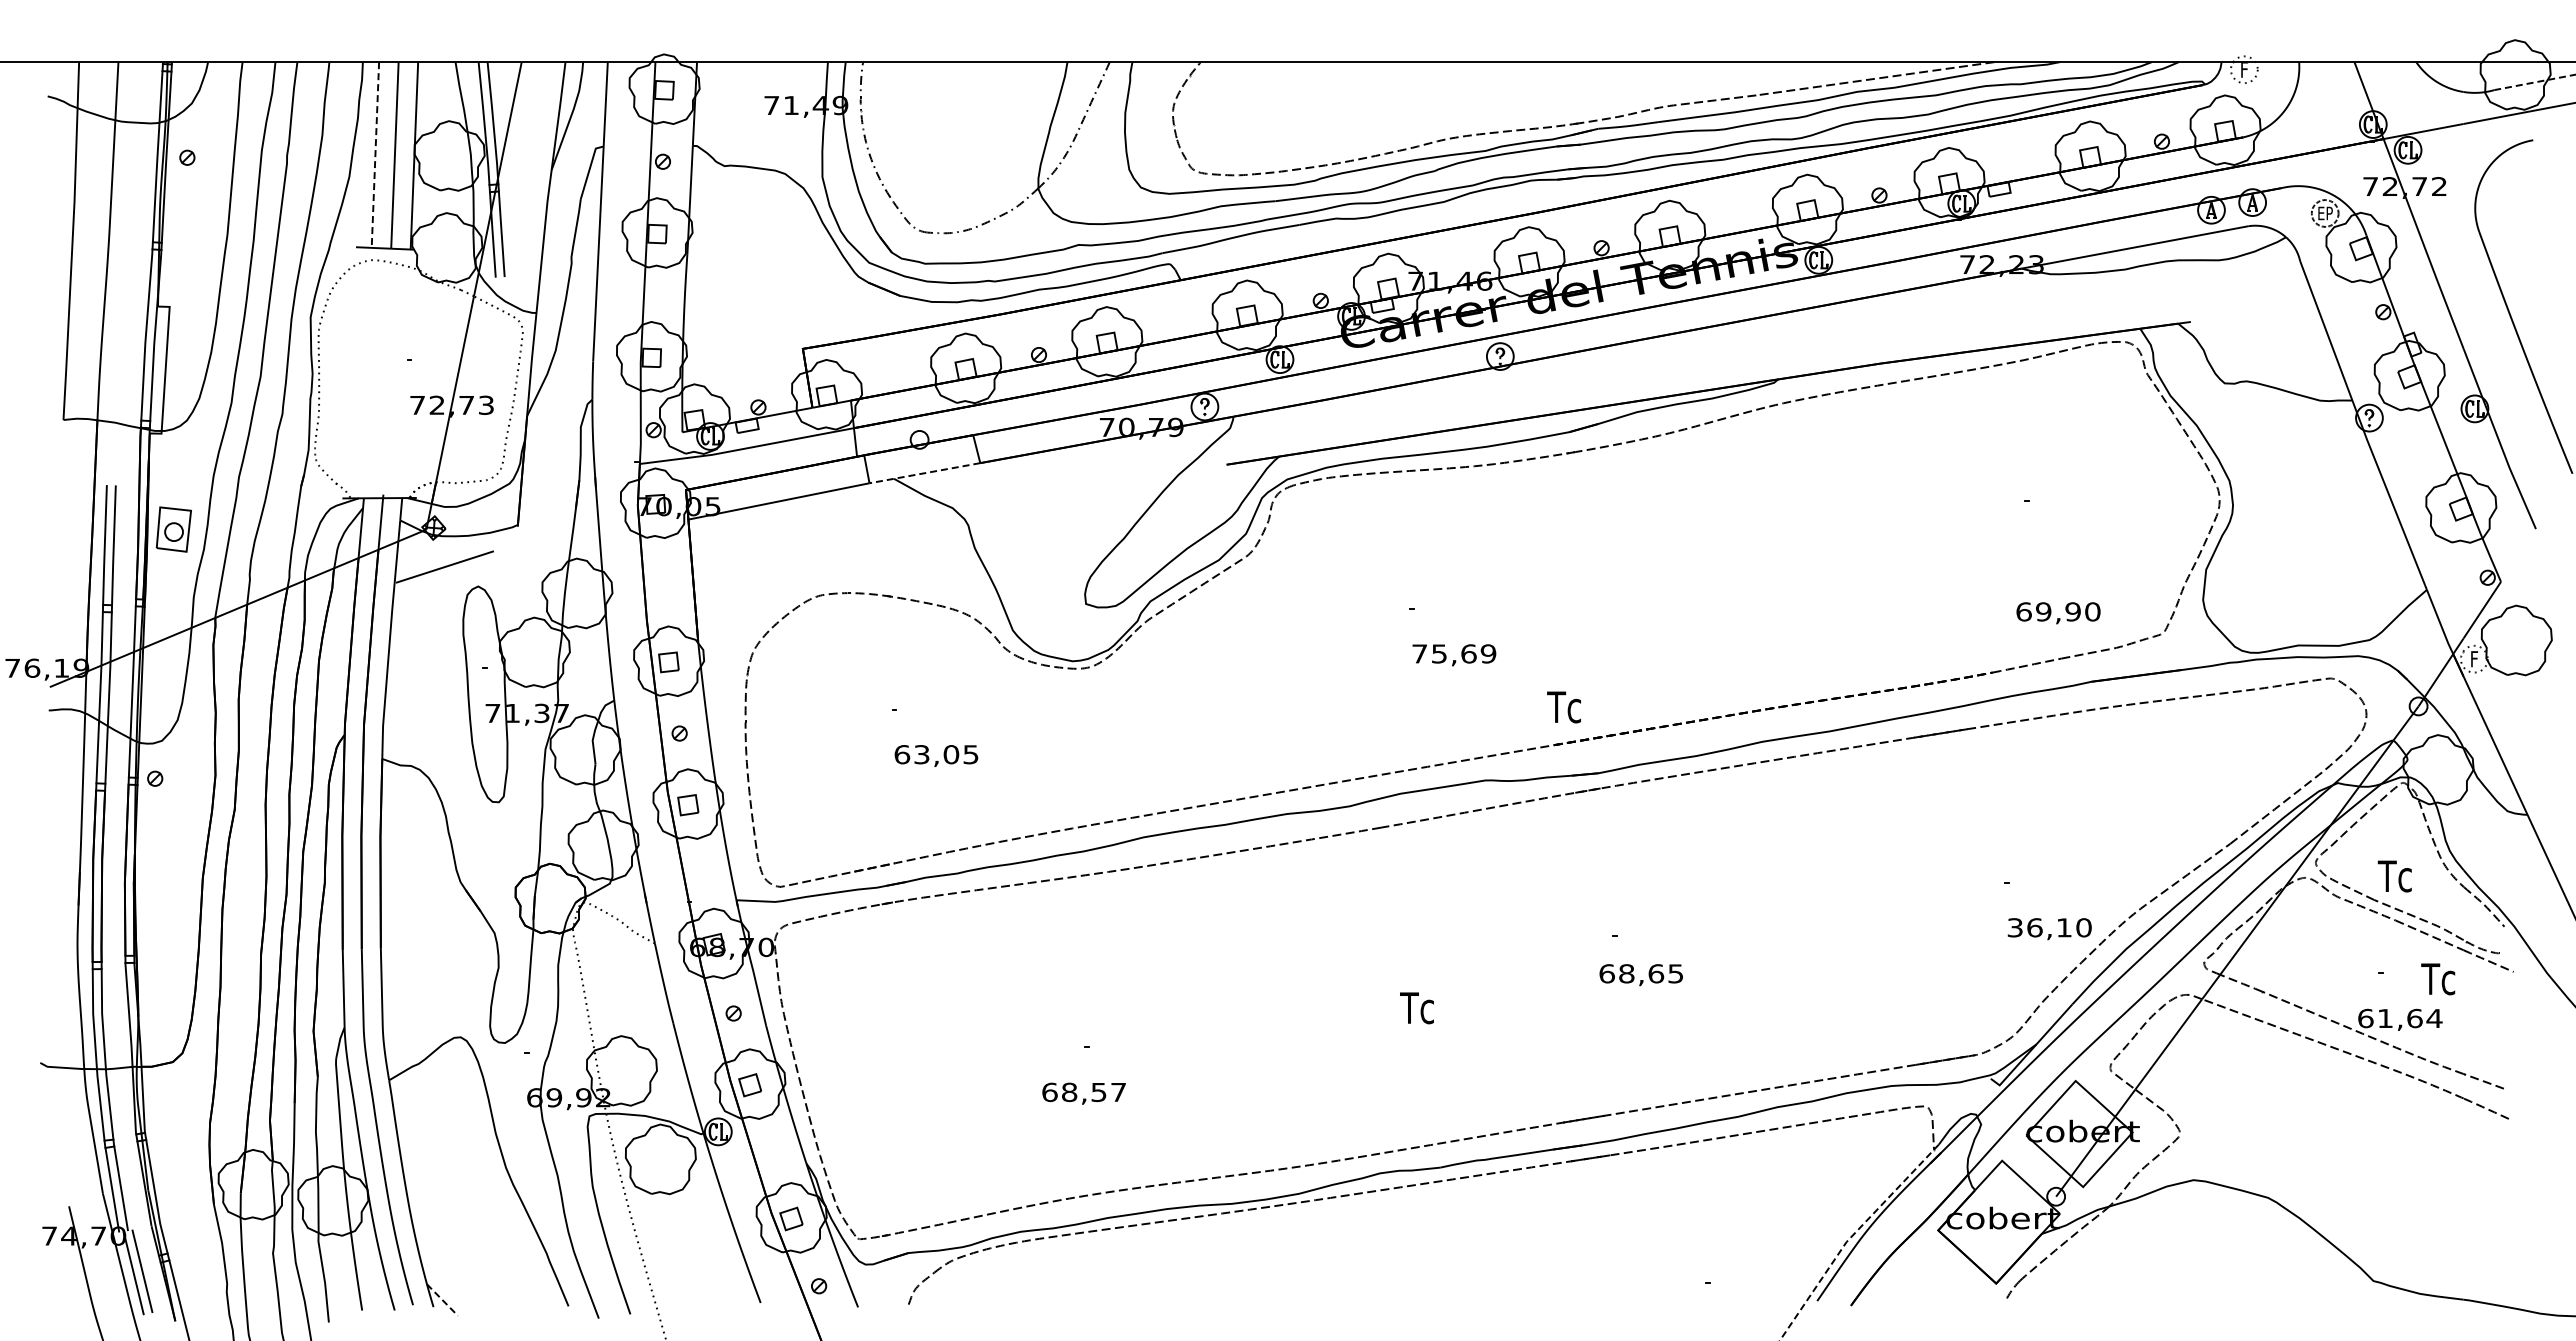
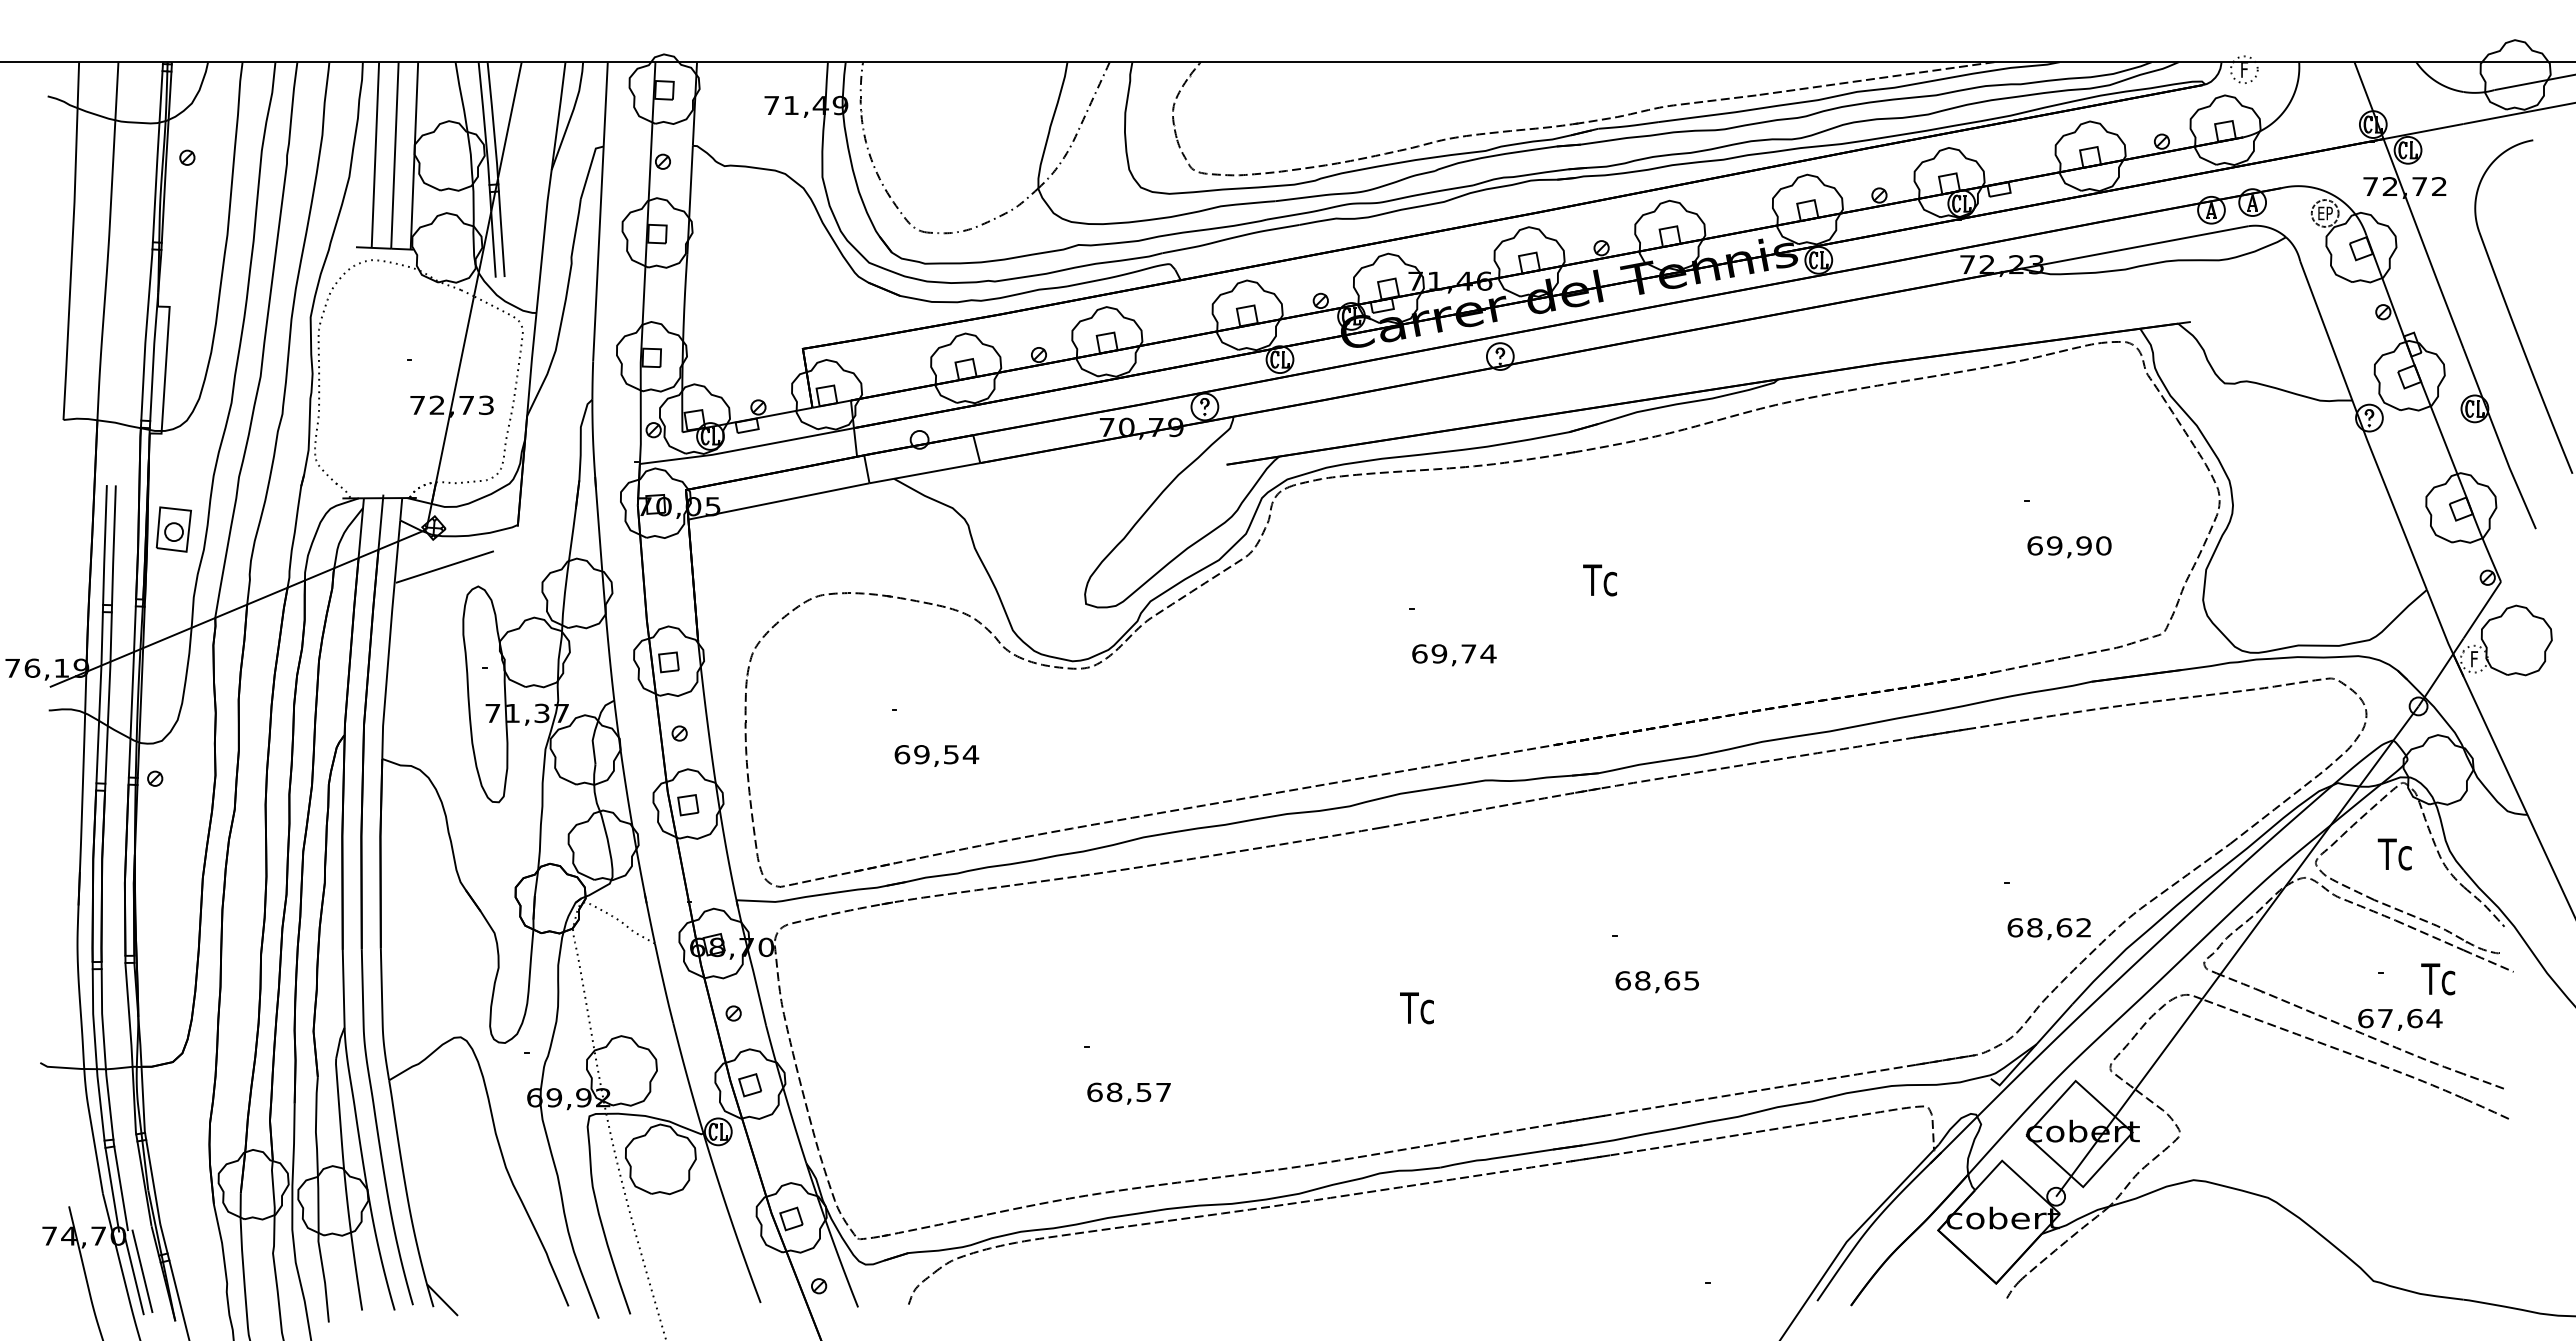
line: dashed -> solid (2534, 82)
line: dashed -> solid (375, 155)
line: dashed -> solid (924, 473)
text position: (2058, 613) -> (2069, 547) (2069, 547)
text: 75,69 -> 69,74 (1454, 653)
text position: (1563, 707) -> (1599, 580) (1599, 580)
text: 63,05 -> 69,54 (946, 754)
text position: (2394, 876) -> (2394, 854) (2394, 854)
text: 36,10 -> 68,62 (2049, 927)
text position: (1640, 975) -> (1656, 982) (1656, 982)
text: 61,64 -> 67,64 (2385, 1018)
text position: (1083, 1093) -> (1128, 1093) (1128, 1093)
line: dashed -> solid (1849, 1239)
line: dashed -> solid (442, 1300)
